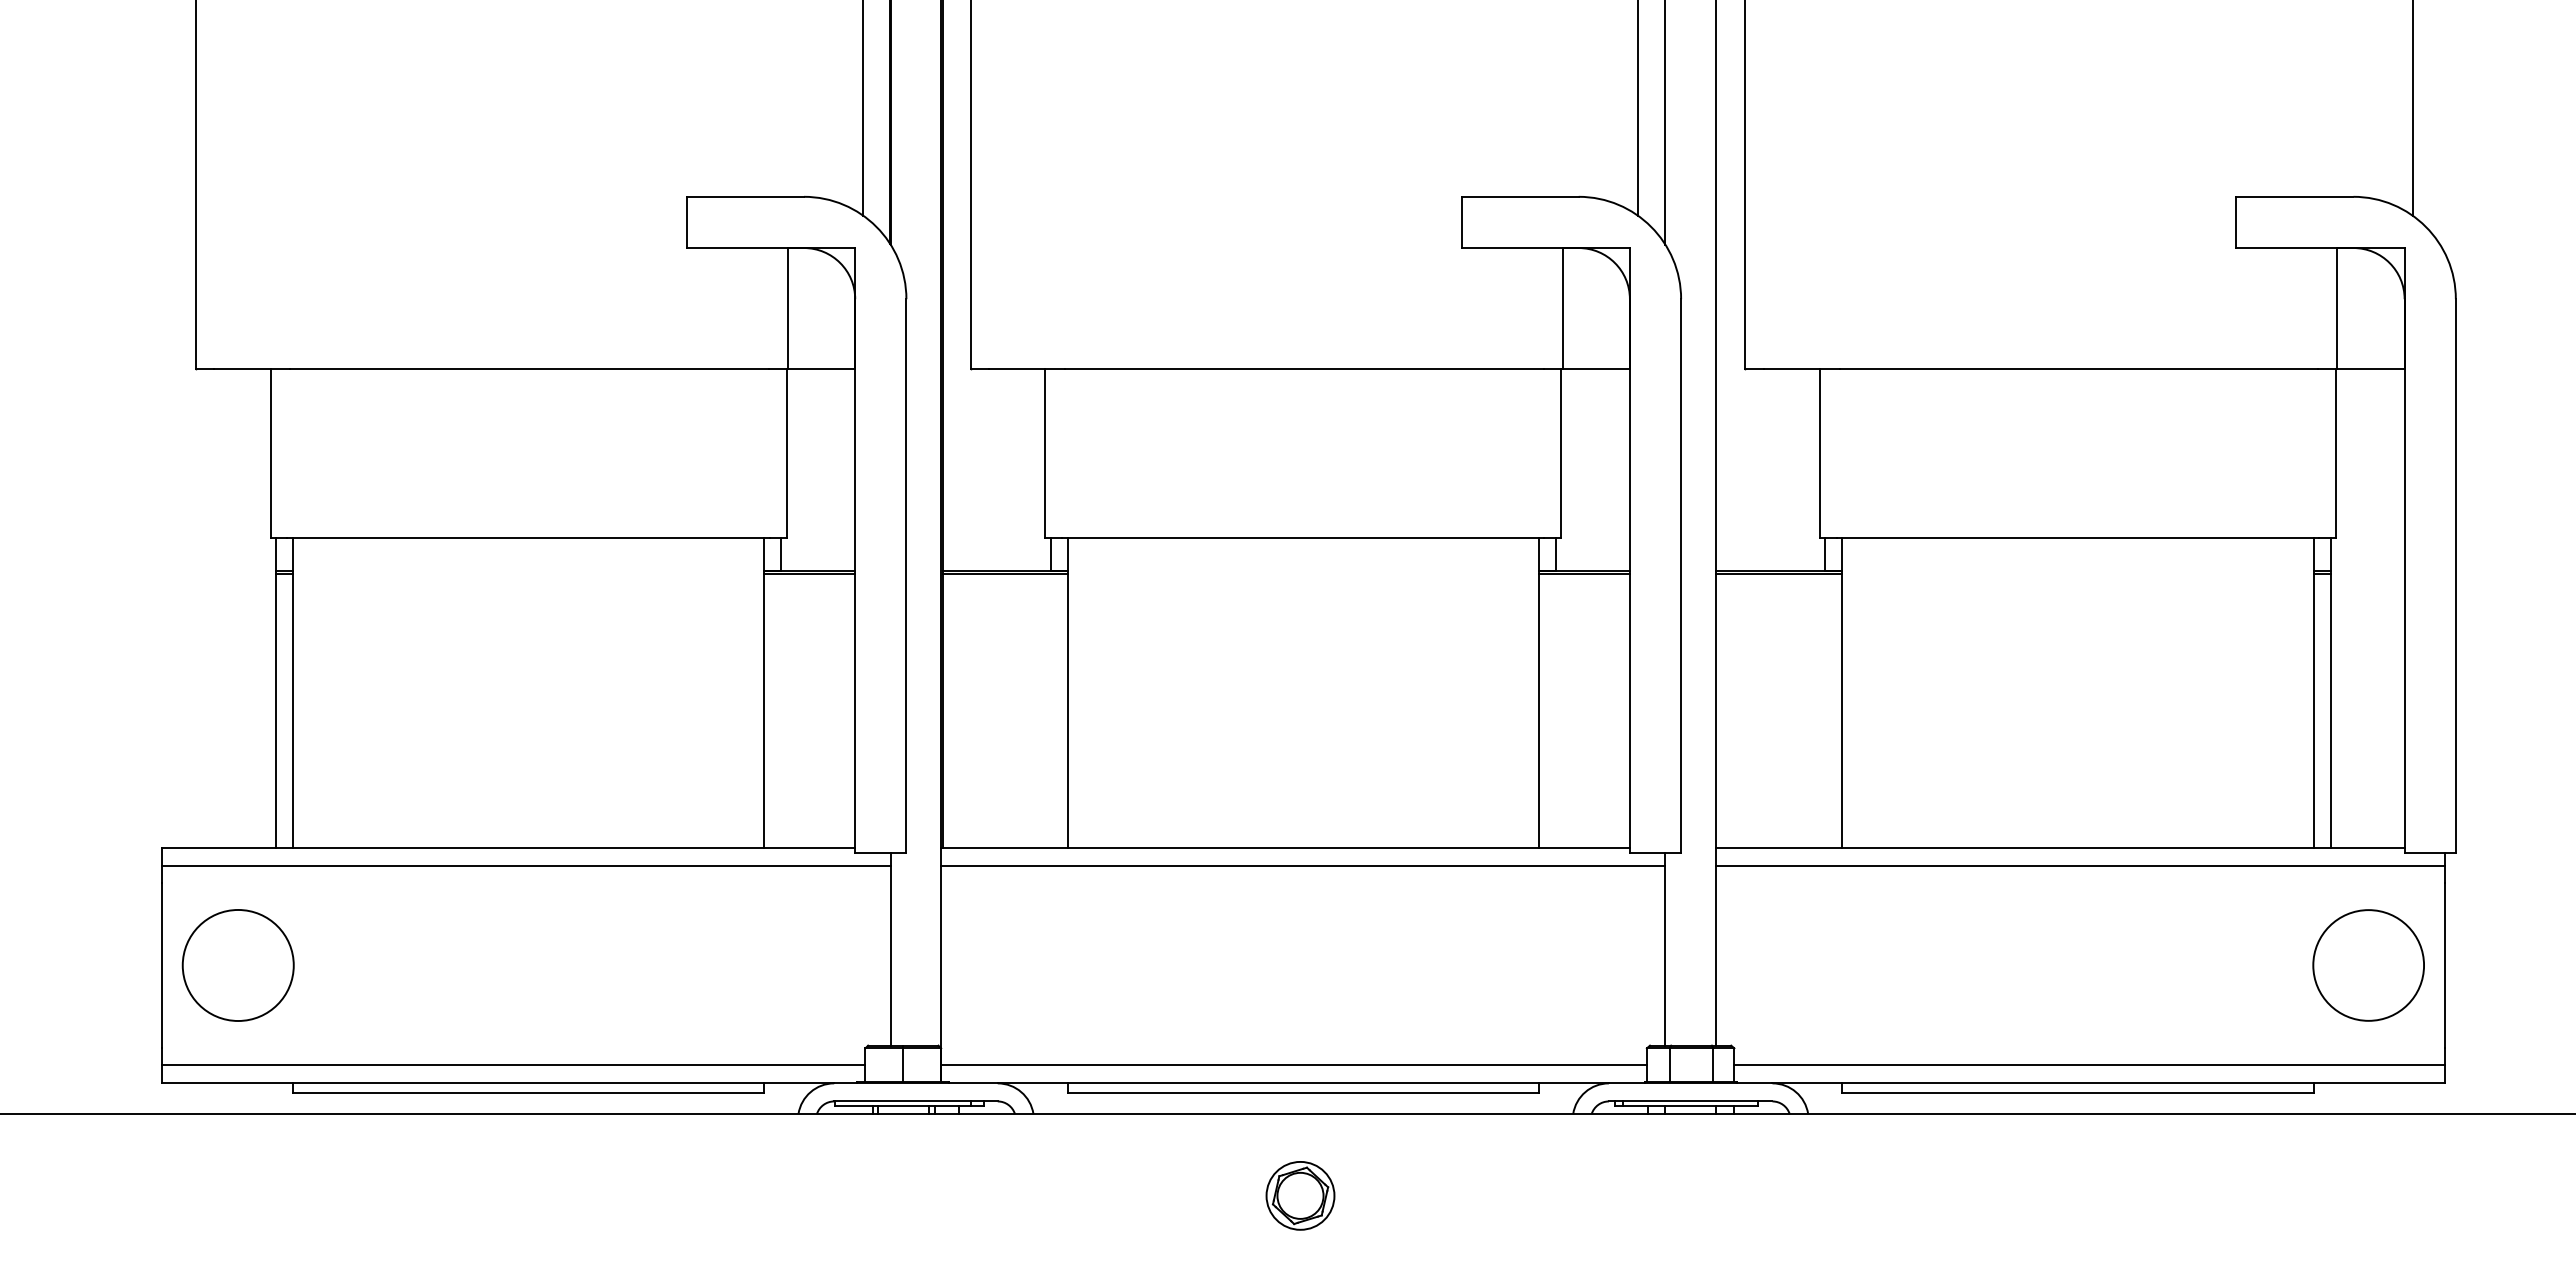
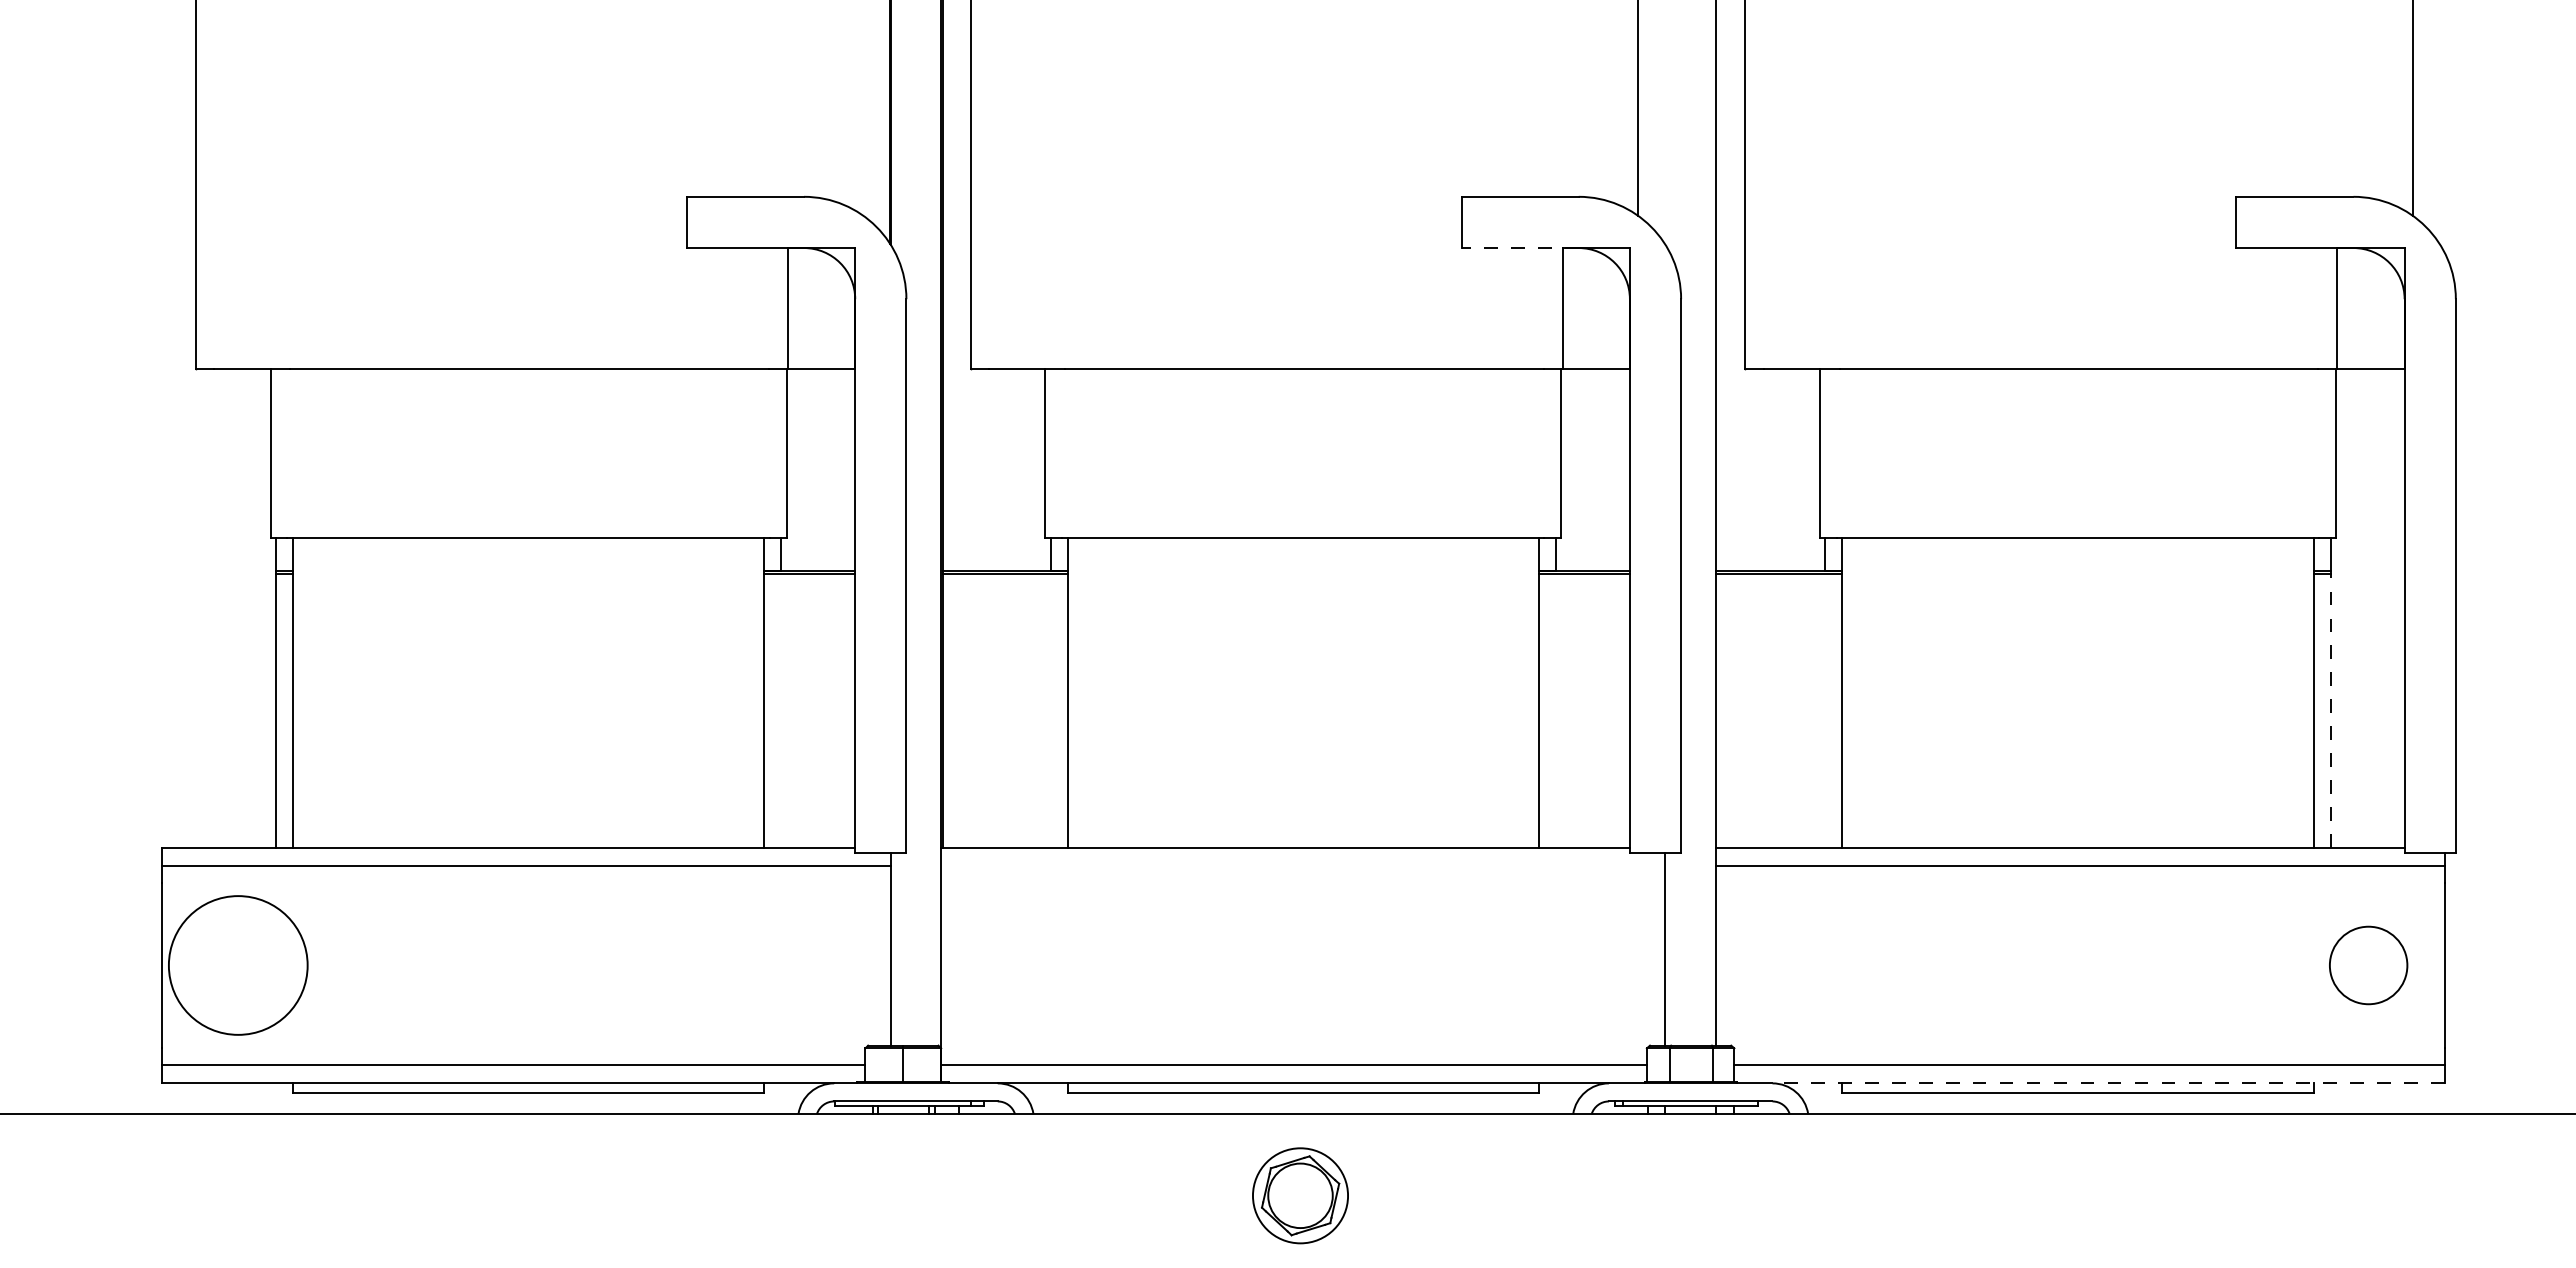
line: present -> none (863, 108)
line: present -> none (1665, 123)
line: solid -> dashed (1520, 248)
line: solid -> dashed (2330, 710)
line: present -> none (1303, 865)
circle diameter: 111 px -> 139 px (237, 965)
circle size: 113x113 px -> 80x81 px (2368, 965)
line: solid -> dashed (2108, 1083)
part size: 71x70 px -> 97x98 px (1300, 1195)
